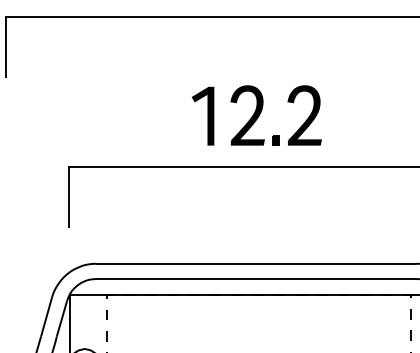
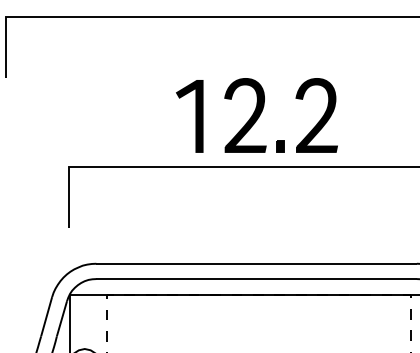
part size: 131x61 px -> 162x75 px (256, 115)
